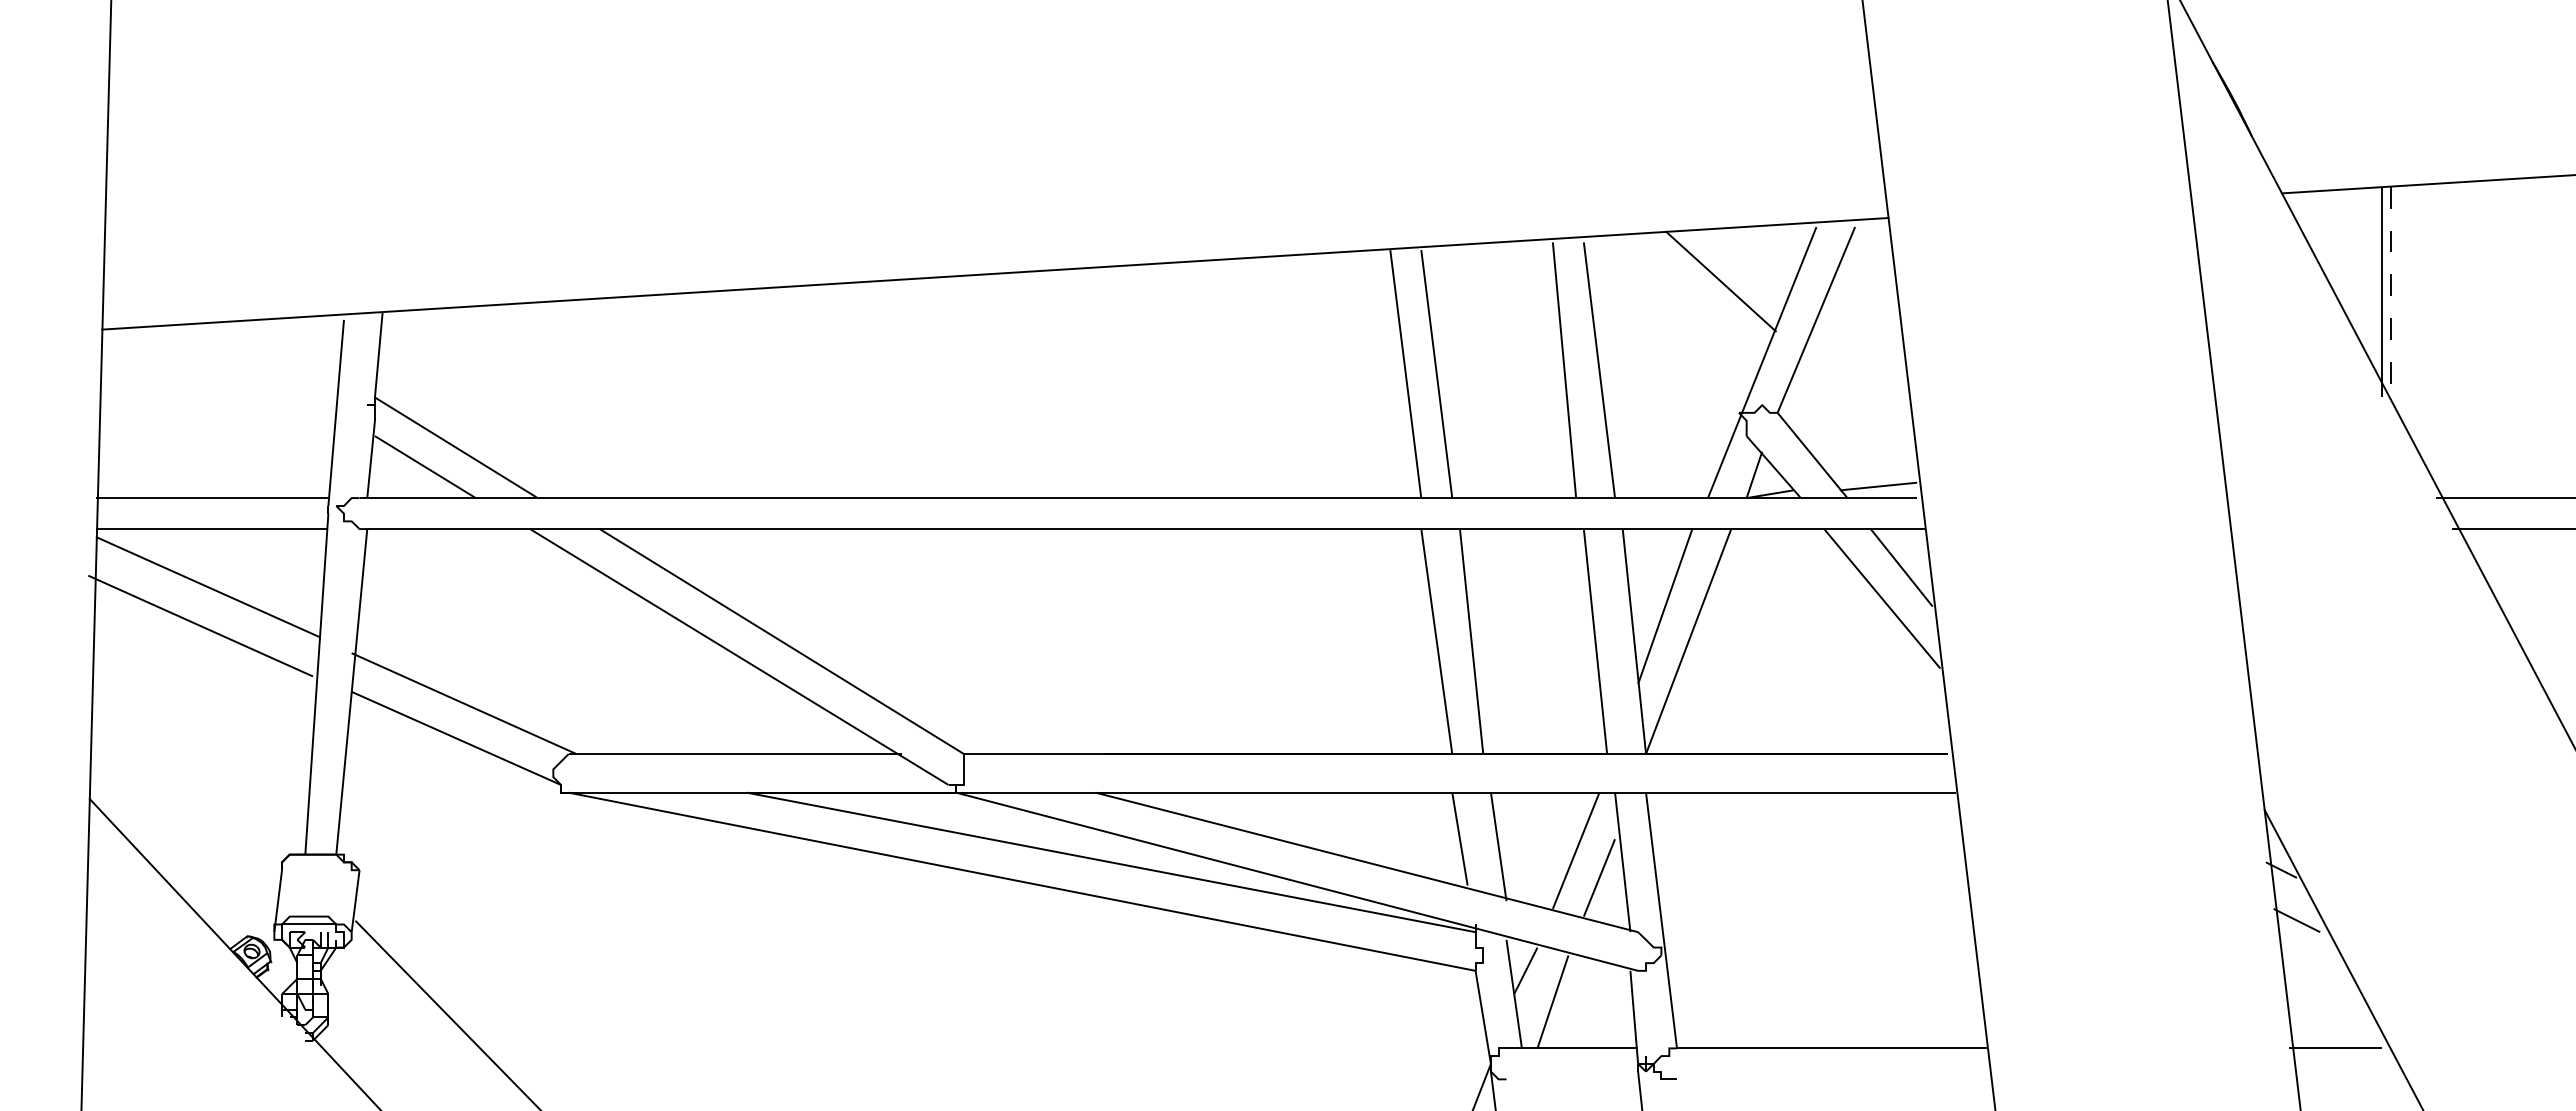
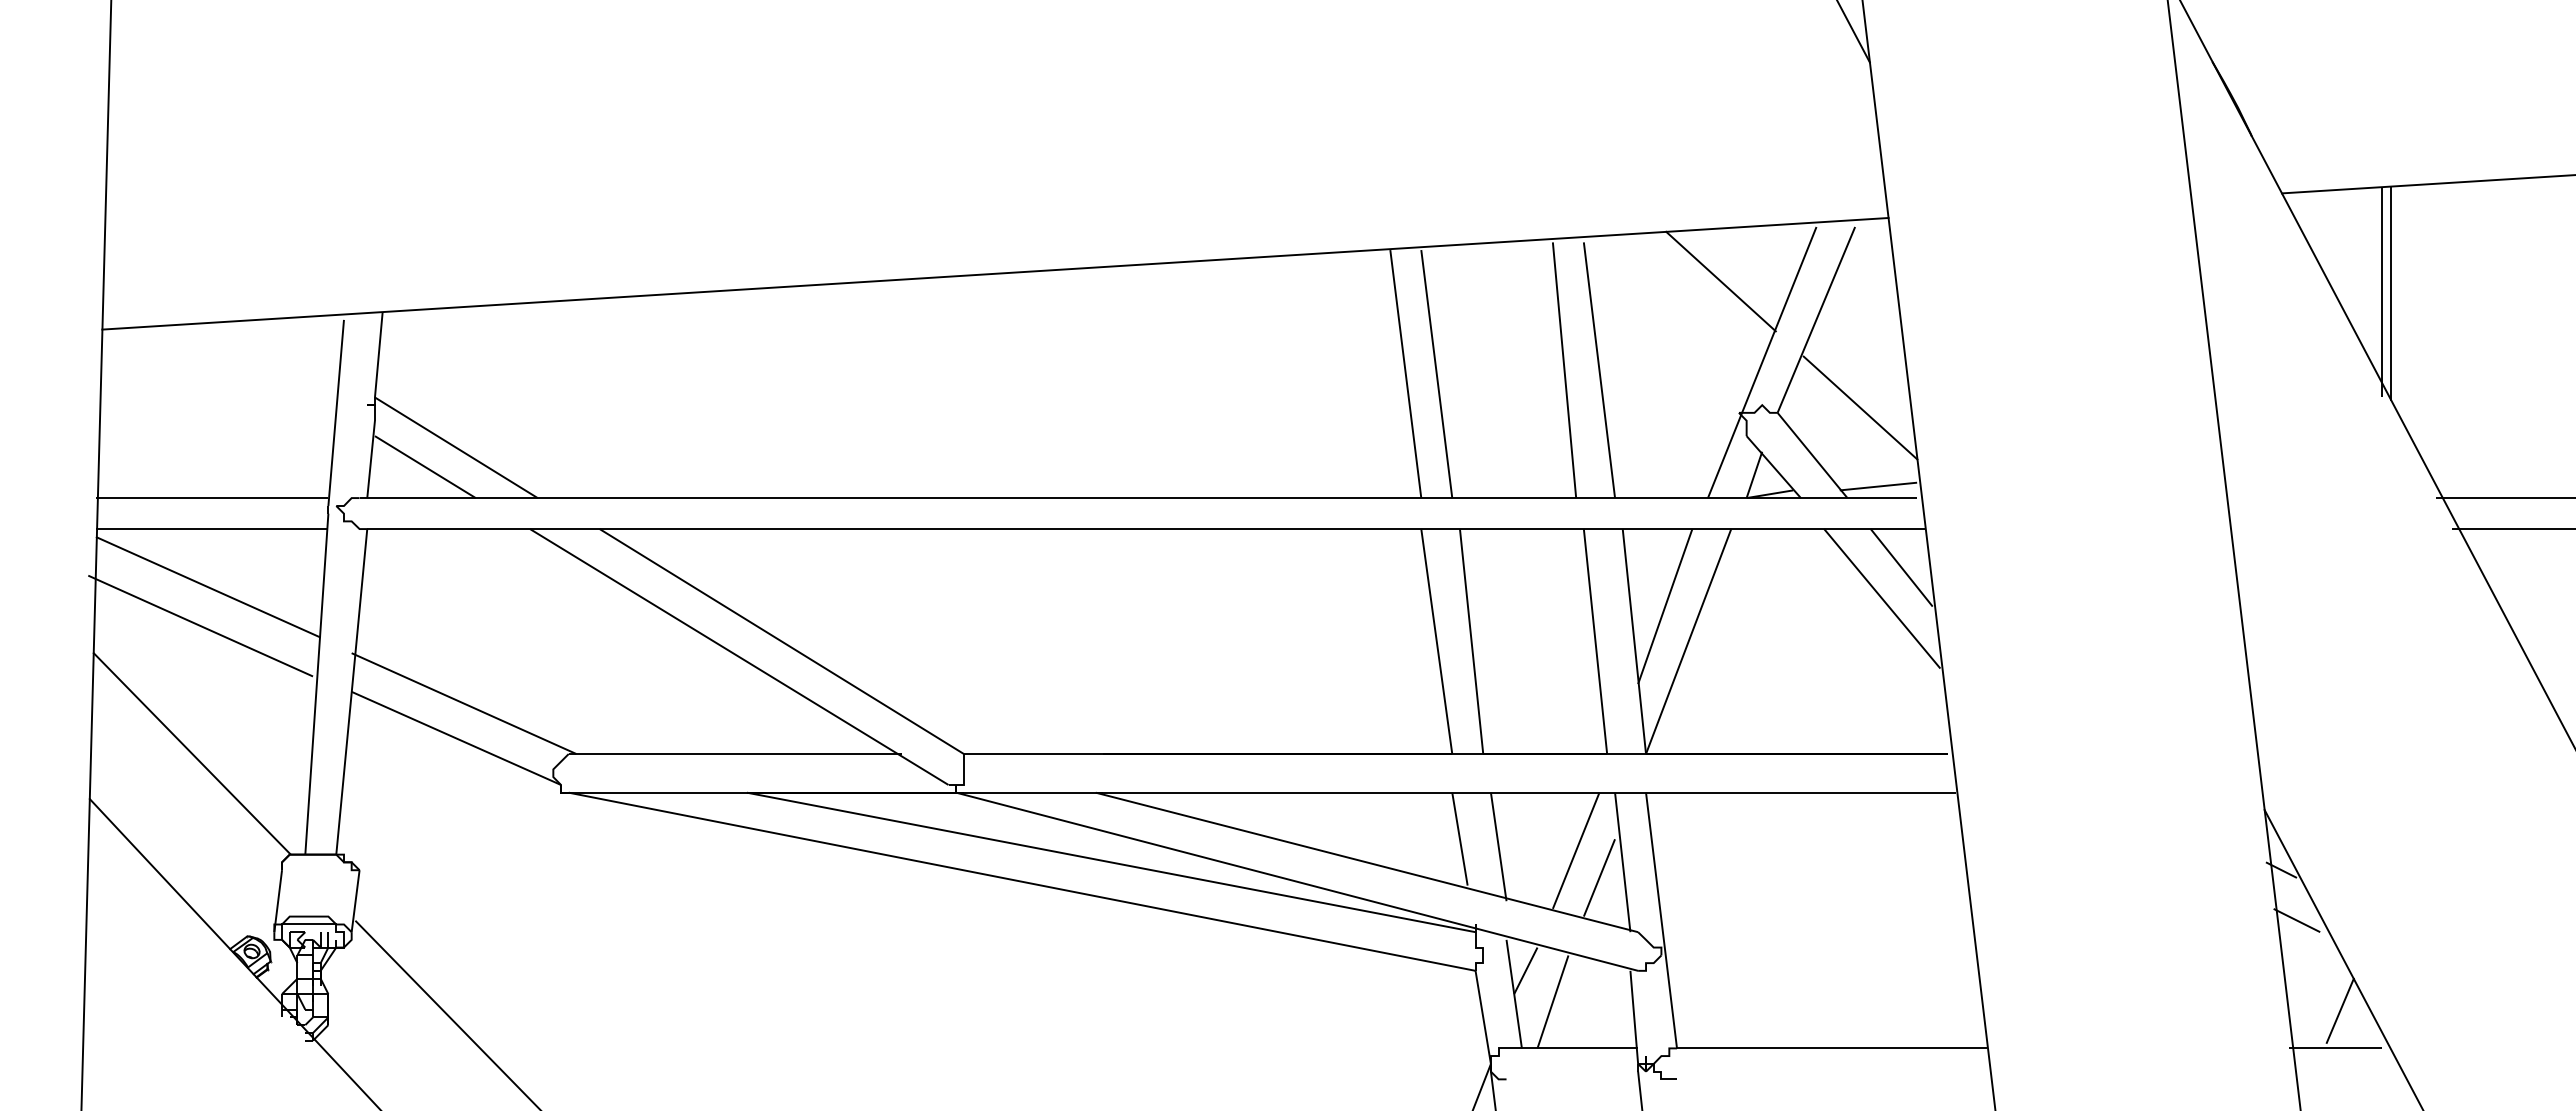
line: none -> present (1853, 32)
line: dashed -> solid (2390, 293)
line: none -> present (1860, 407)
line: none -> present (191, 753)
line: none -> present (2339, 1010)
